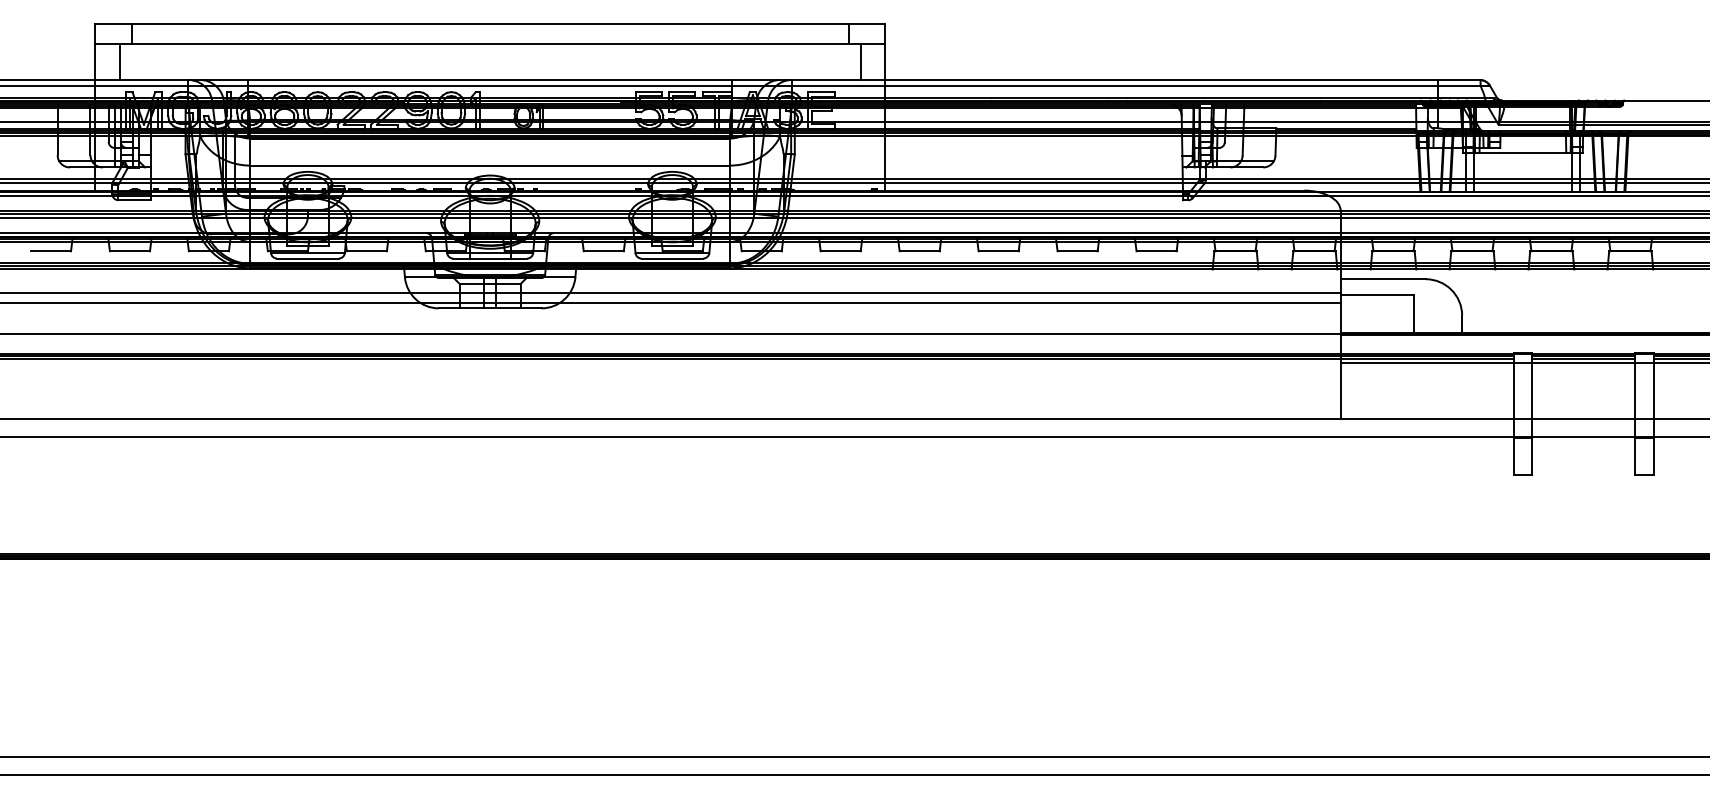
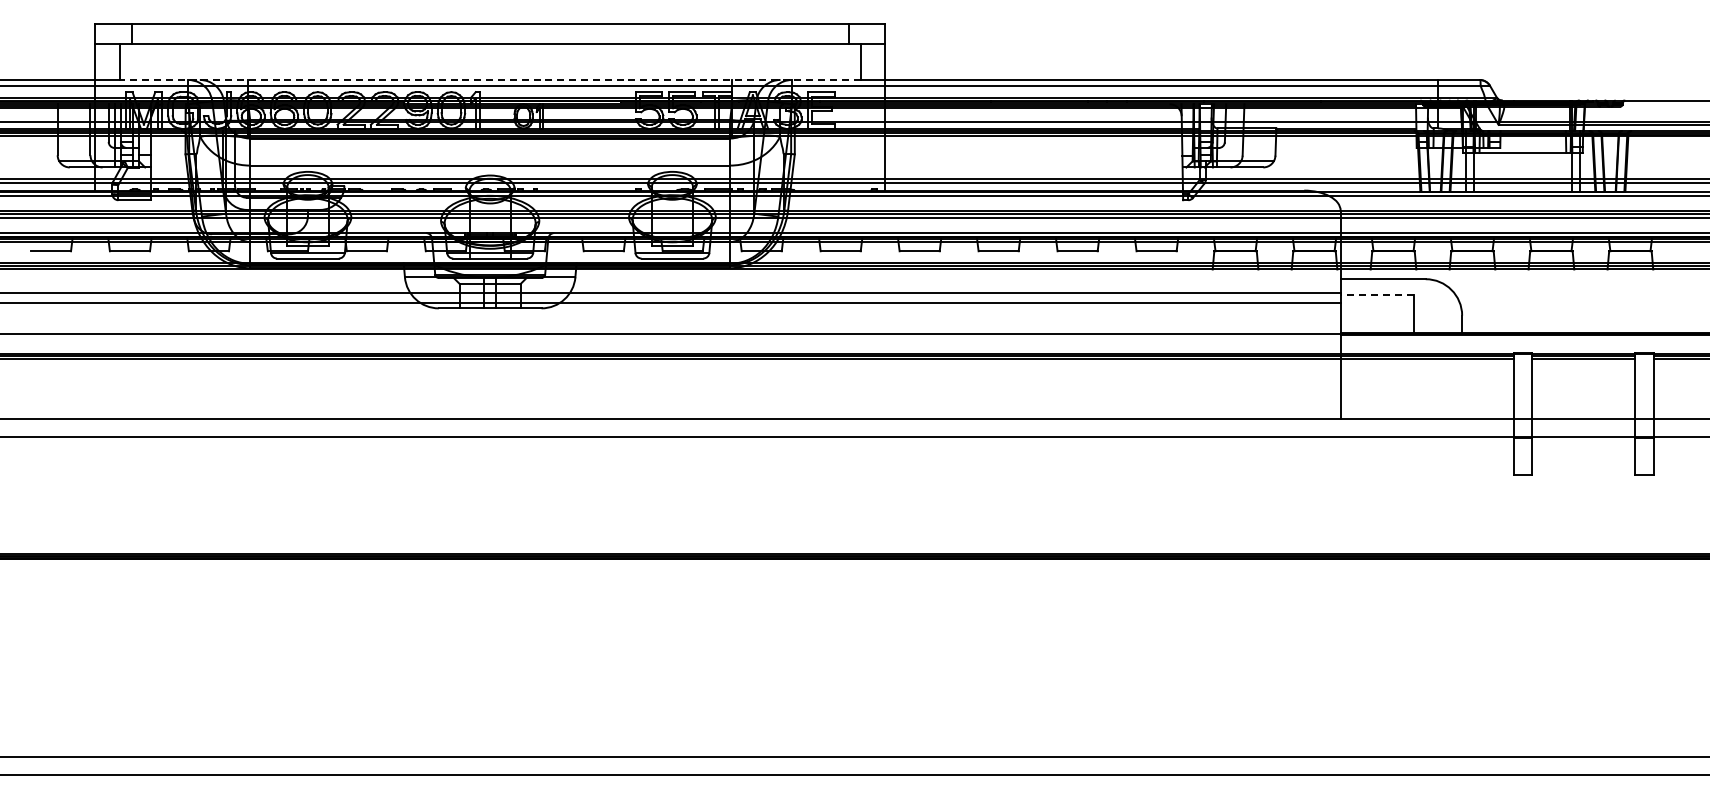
line: solid -> dashed (490, 79)
line: solid -> dashed (1376, 295)
line: present -> none (1523, 363)
